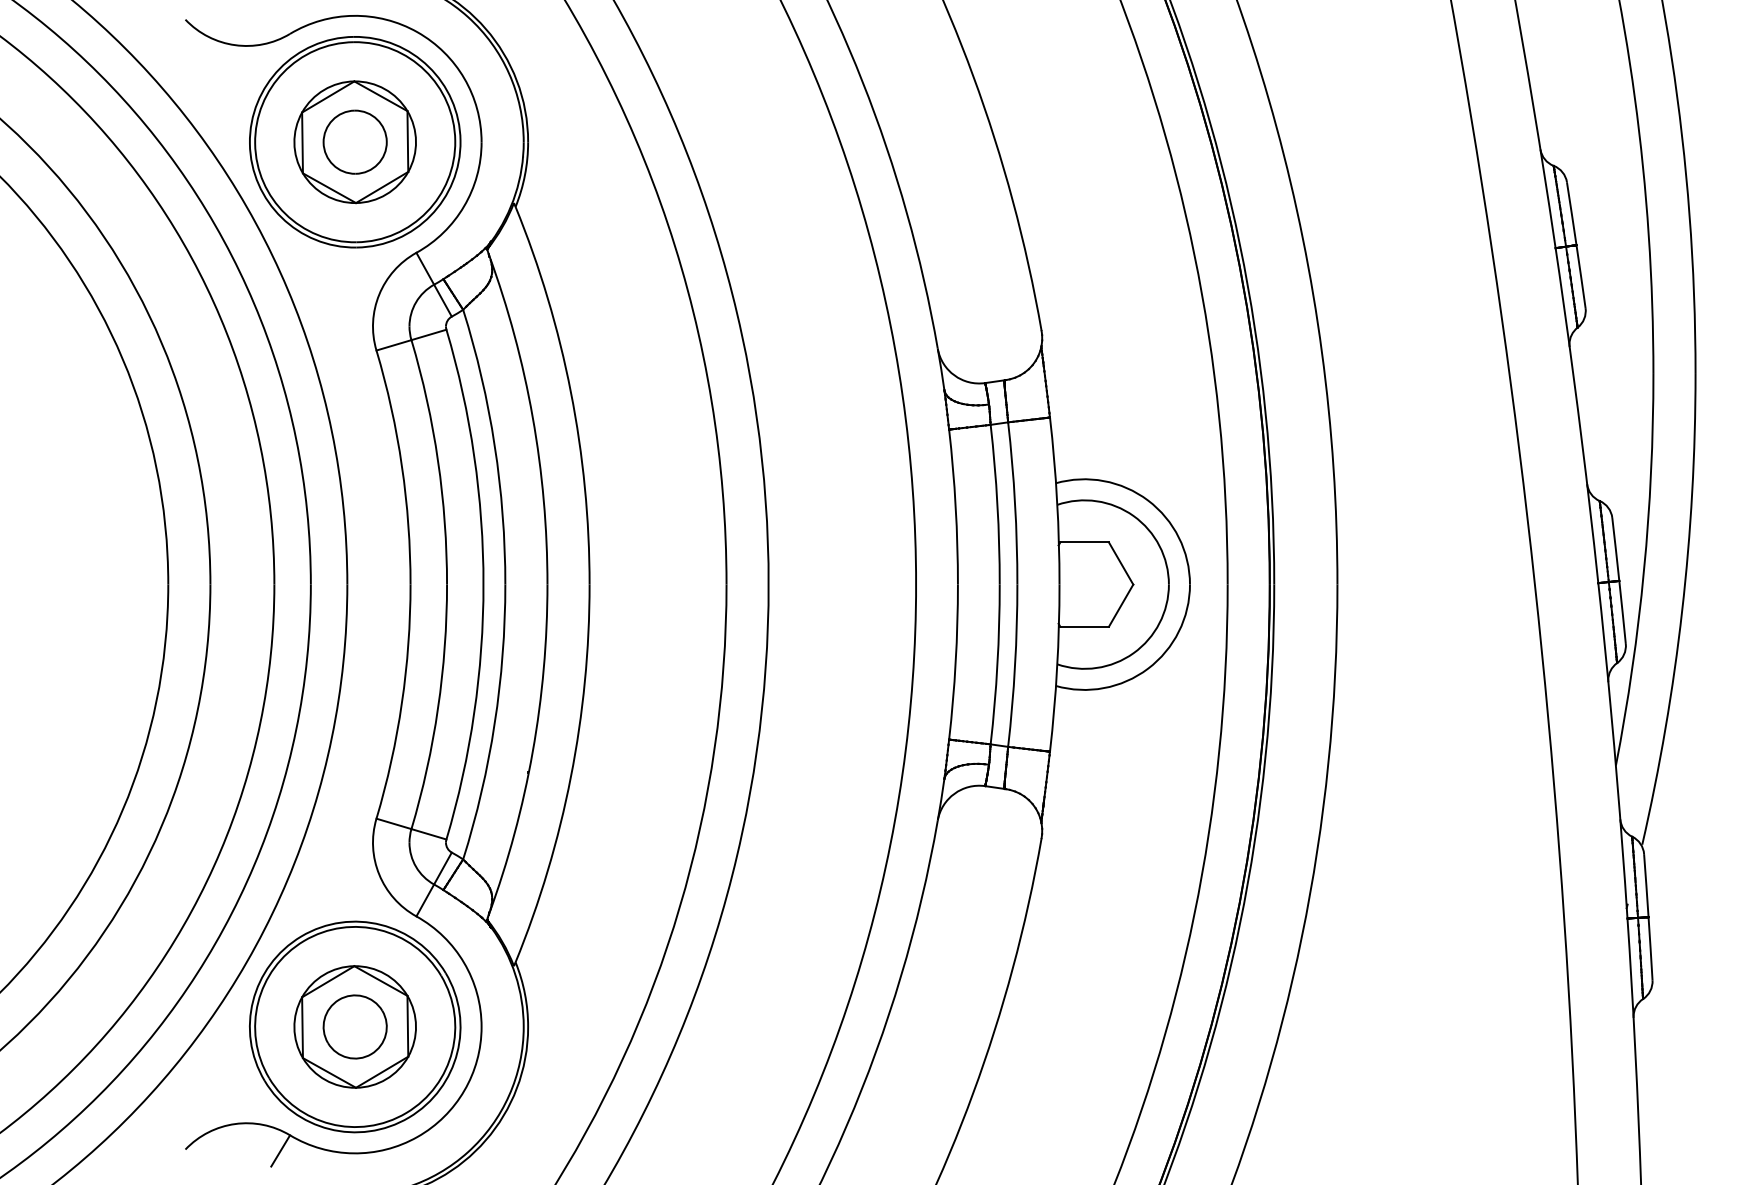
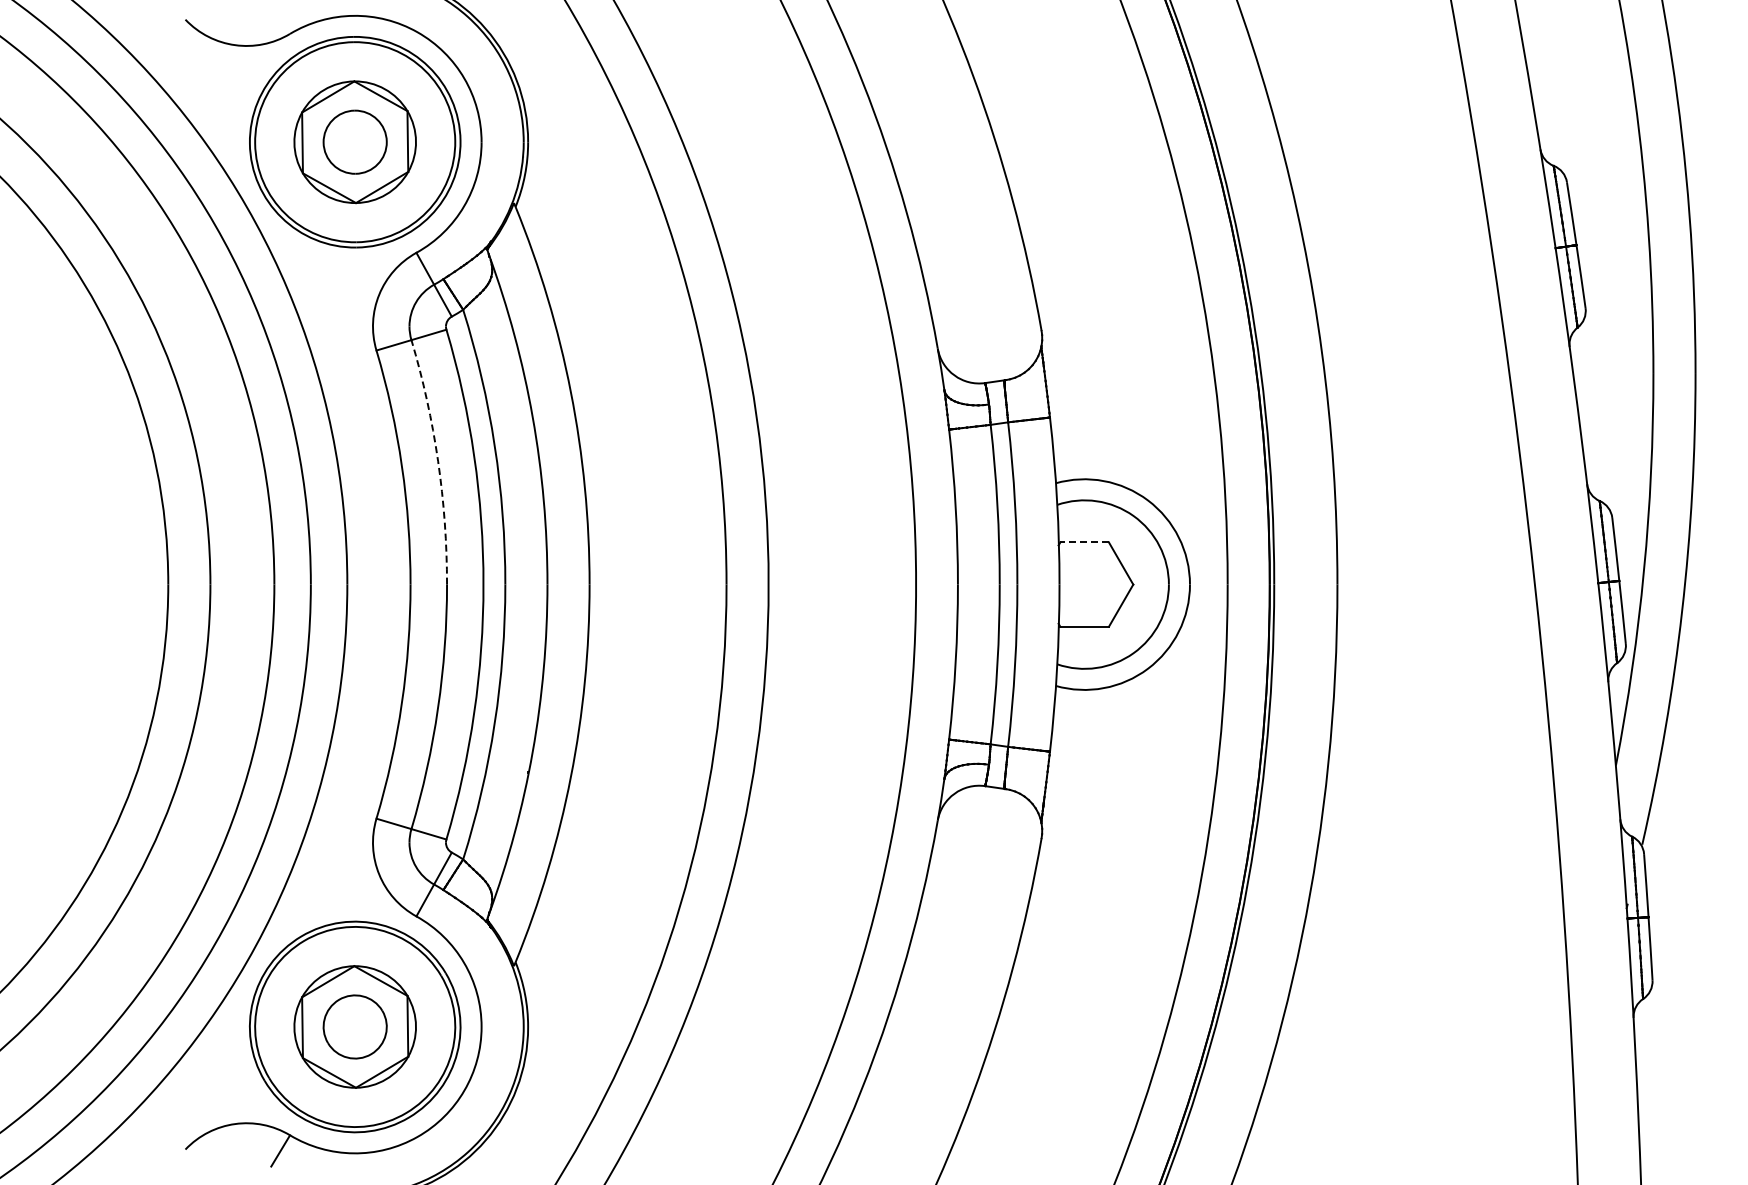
arc: solid -> dashed (438, 461)
line: solid -> dashed (1084, 542)
